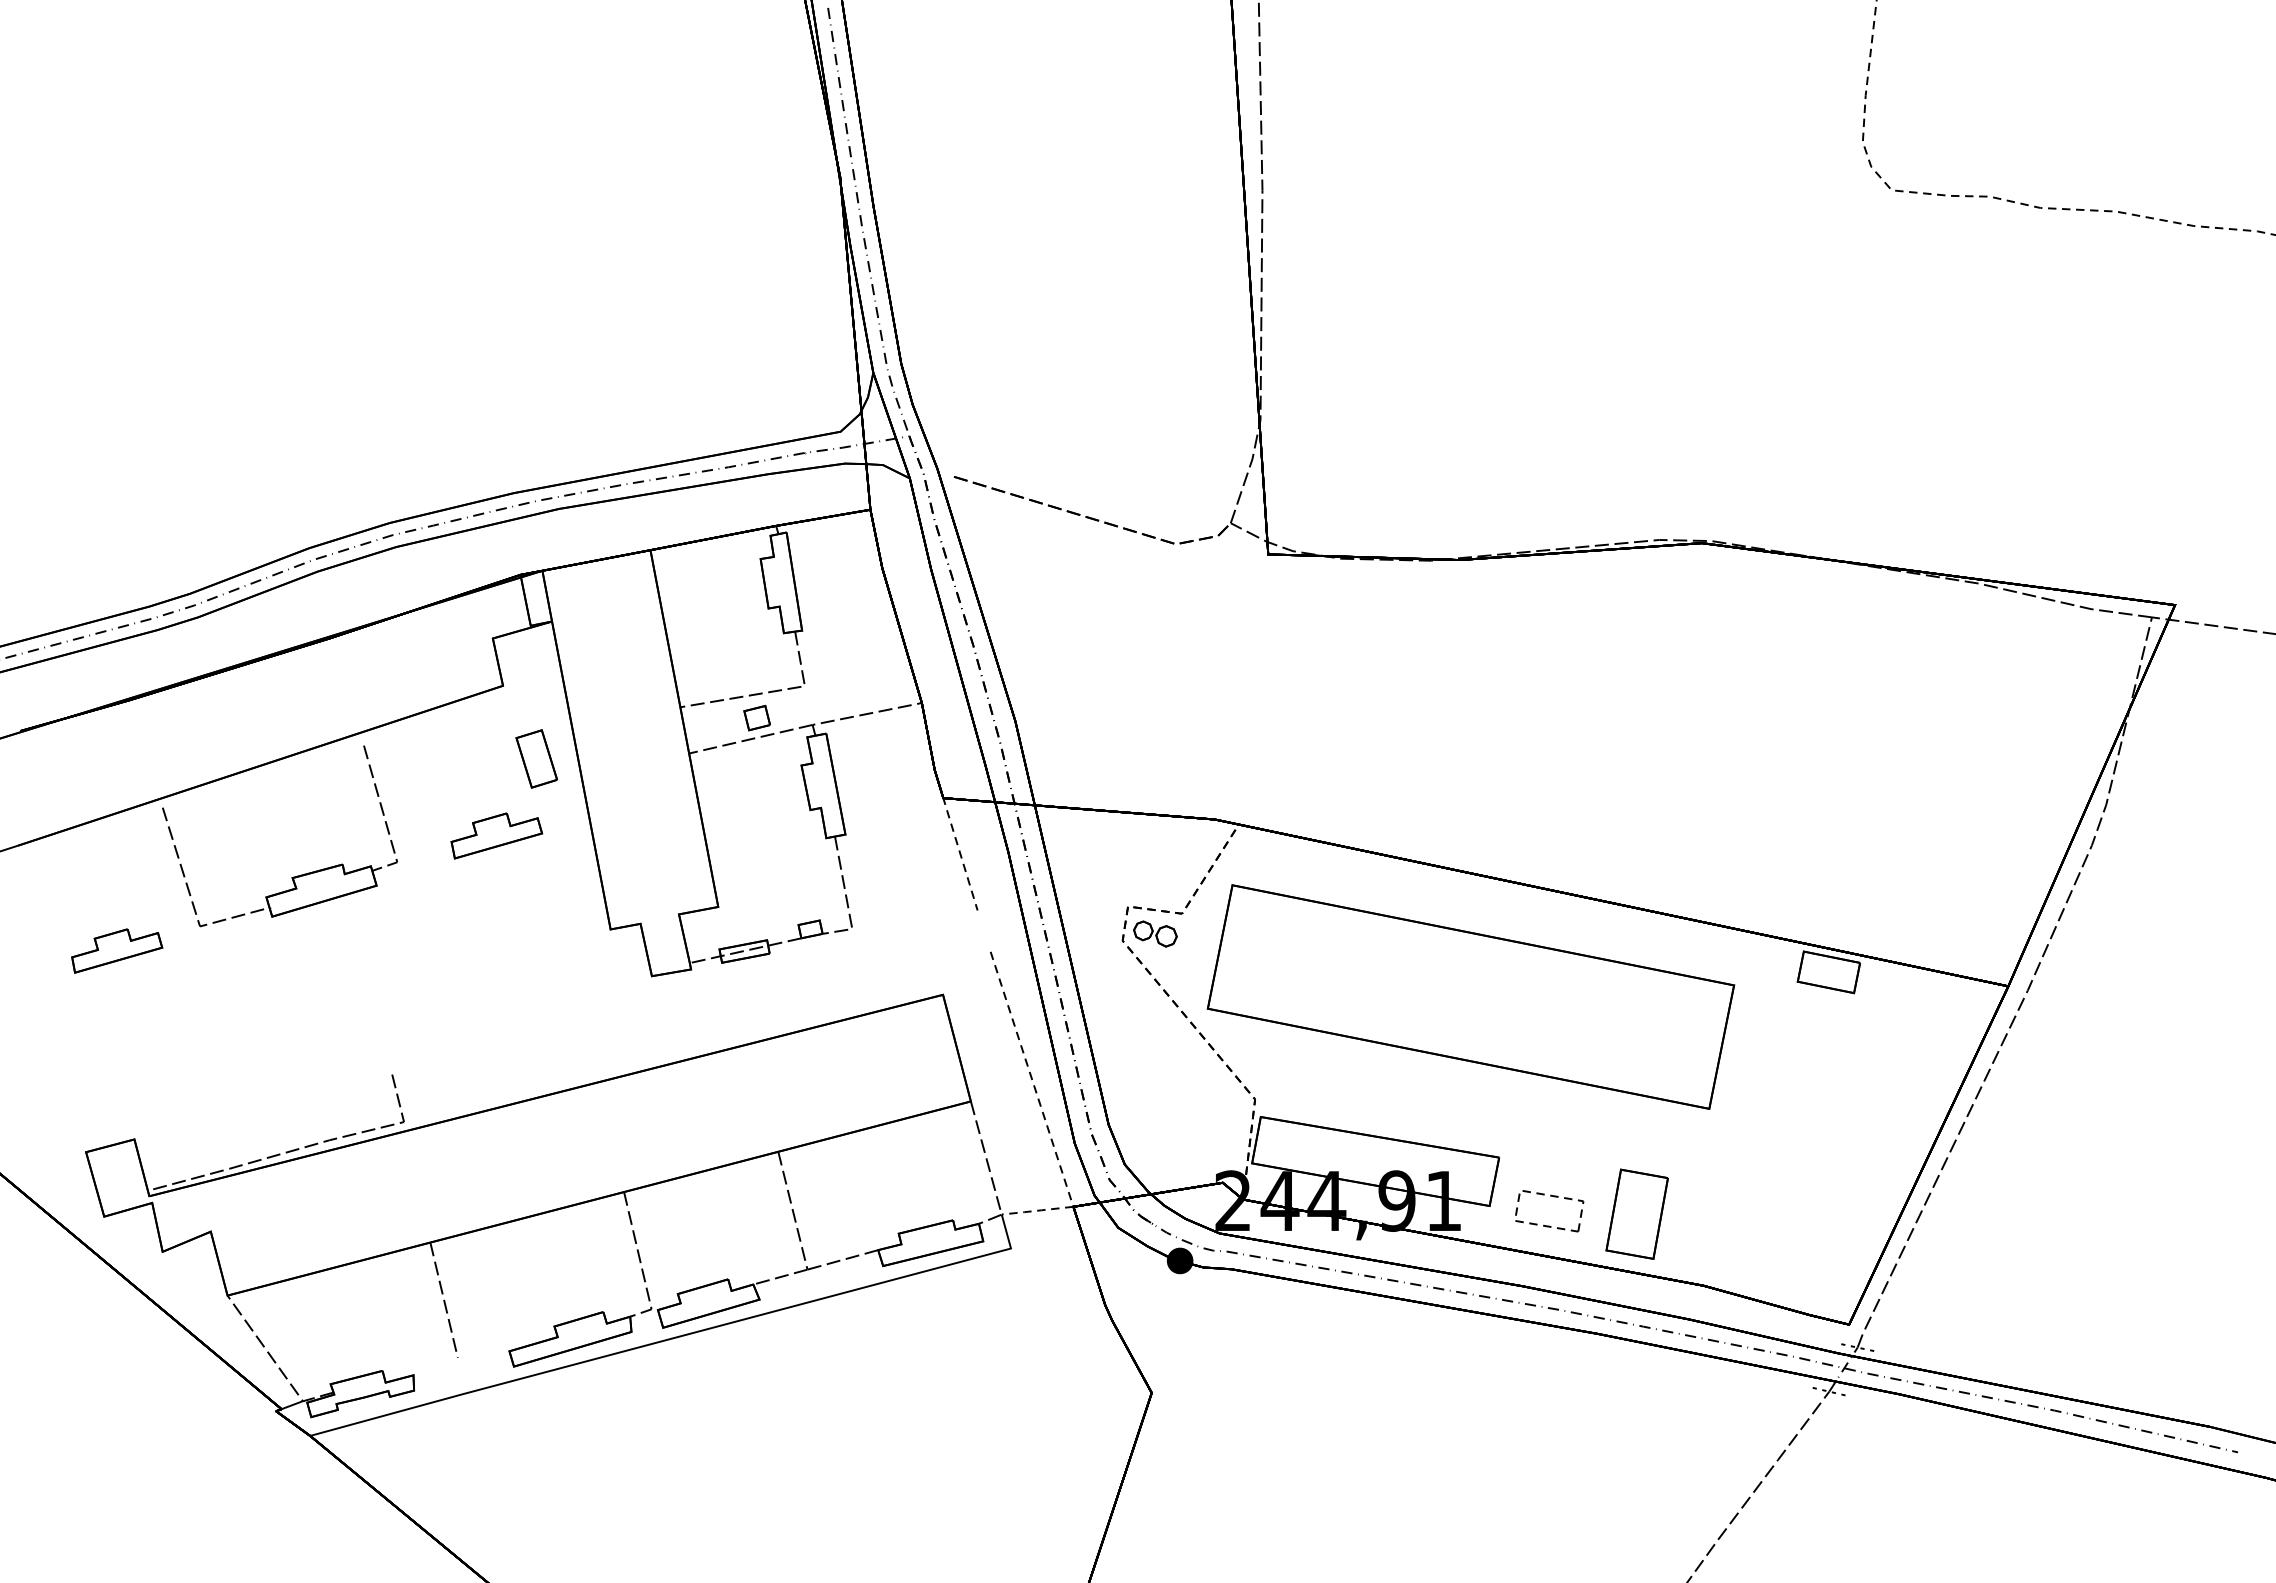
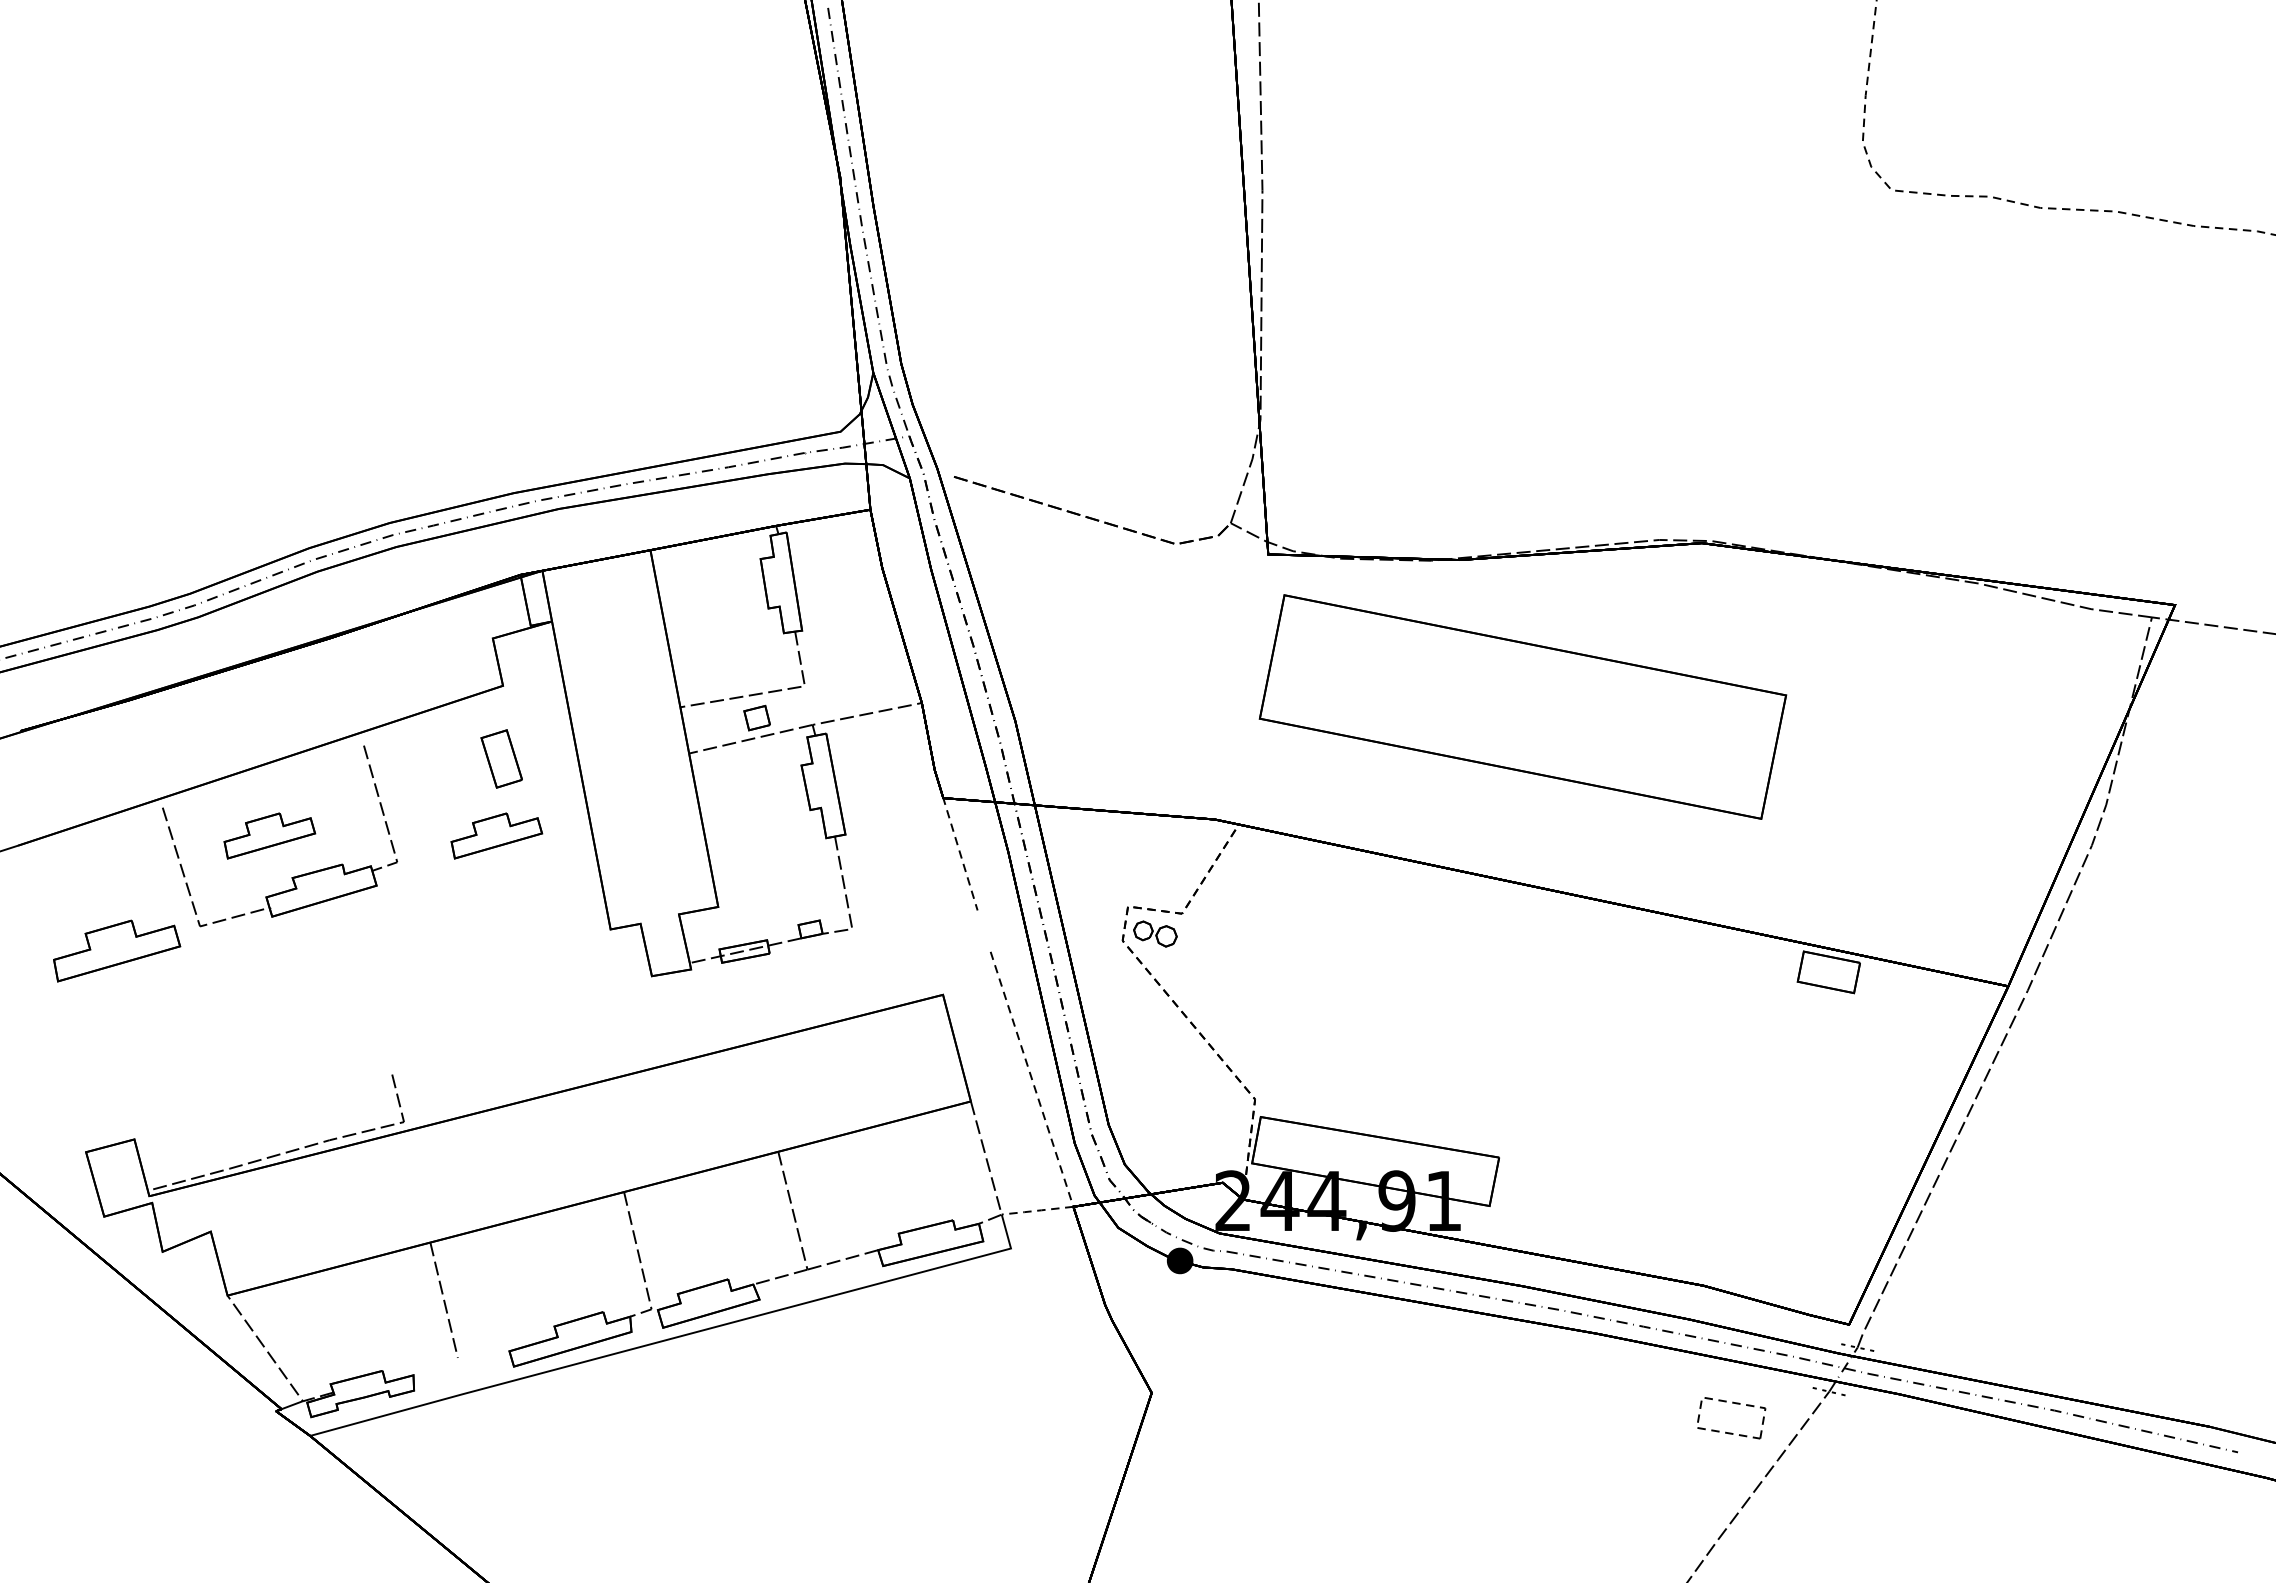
part position: (536, 758) -> (501, 758) (501, 758)
part: none -> present (269, 835)
part size: 93x46 px -> 129x64 px (117, 950)
part position: (1470, 996) -> (1522, 706) (1522, 706)
part: present -> none (1636, 1213)
part position: (1549, 1225) -> (1731, 1432) (1731, 1432)
